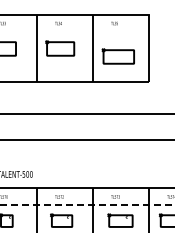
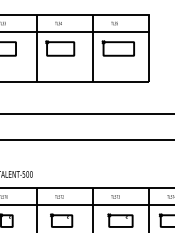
line: none -> present (75, 32)
part position: (117, 56) -> (117, 48) (117, 48)
line: dashed -> solid (87, 205)
